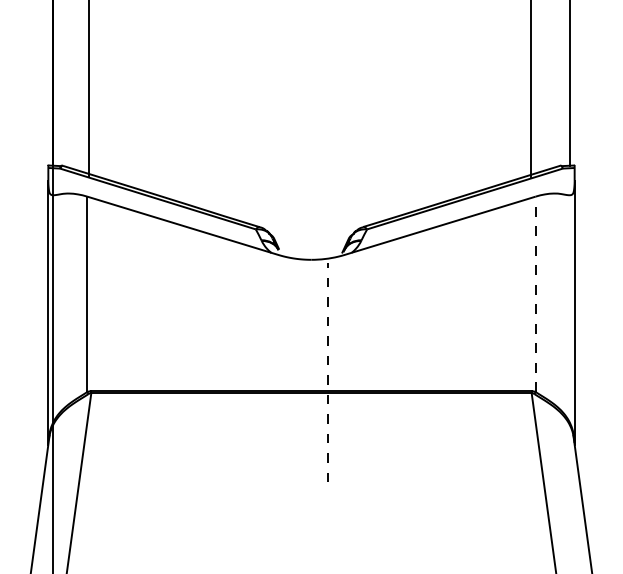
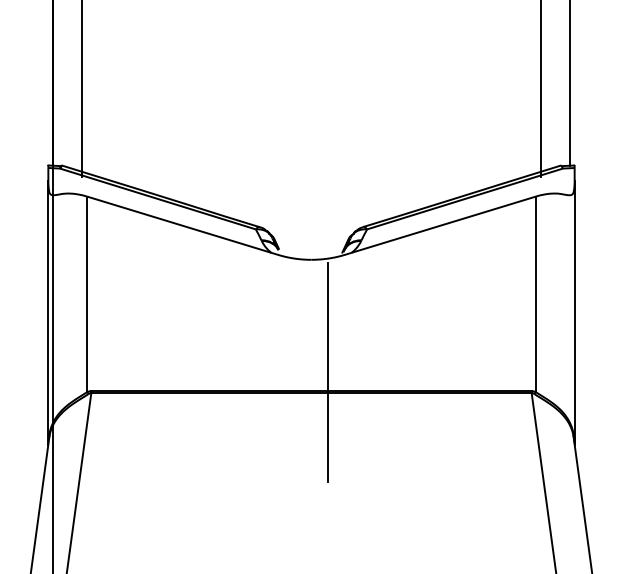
line position: (89, 89) -> (82, 89) (82, 89)
line position: (530, 89) -> (540, 89) (540, 89)
line: dashed -> solid (535, 294)
line: dashed -> solid (328, 372)
